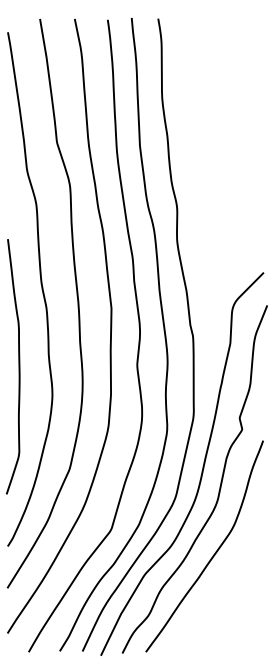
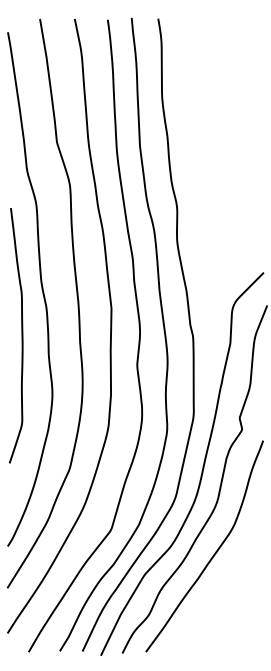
curve position: (18, 366) -> (21, 335) (21, 335)
